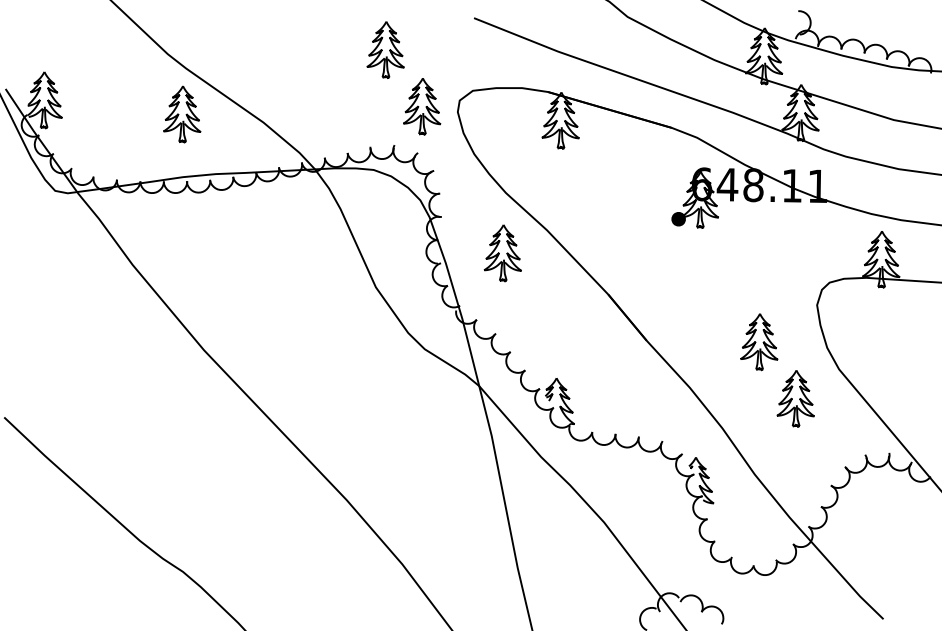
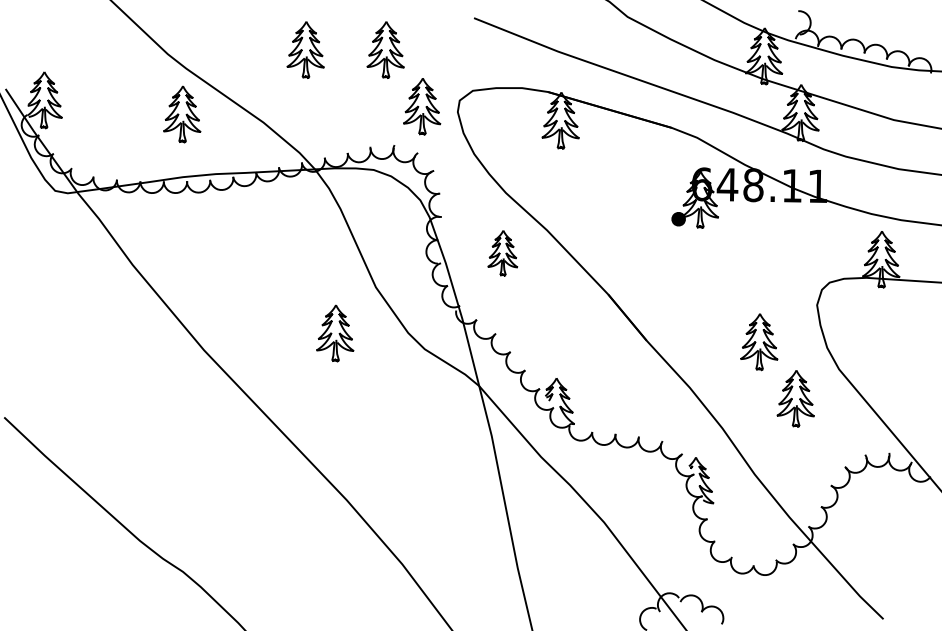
part: none -> present (305, 49)
part size: 39x59 px -> 32x47 px (502, 253)
part: none -> present (335, 333)
